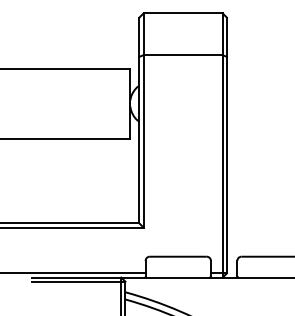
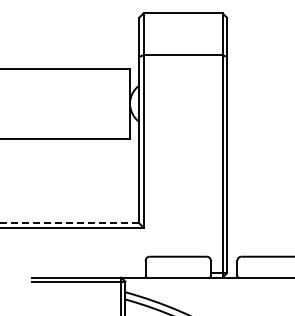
line: solid -> dashed (69, 223)
line: present -> none (73, 273)
